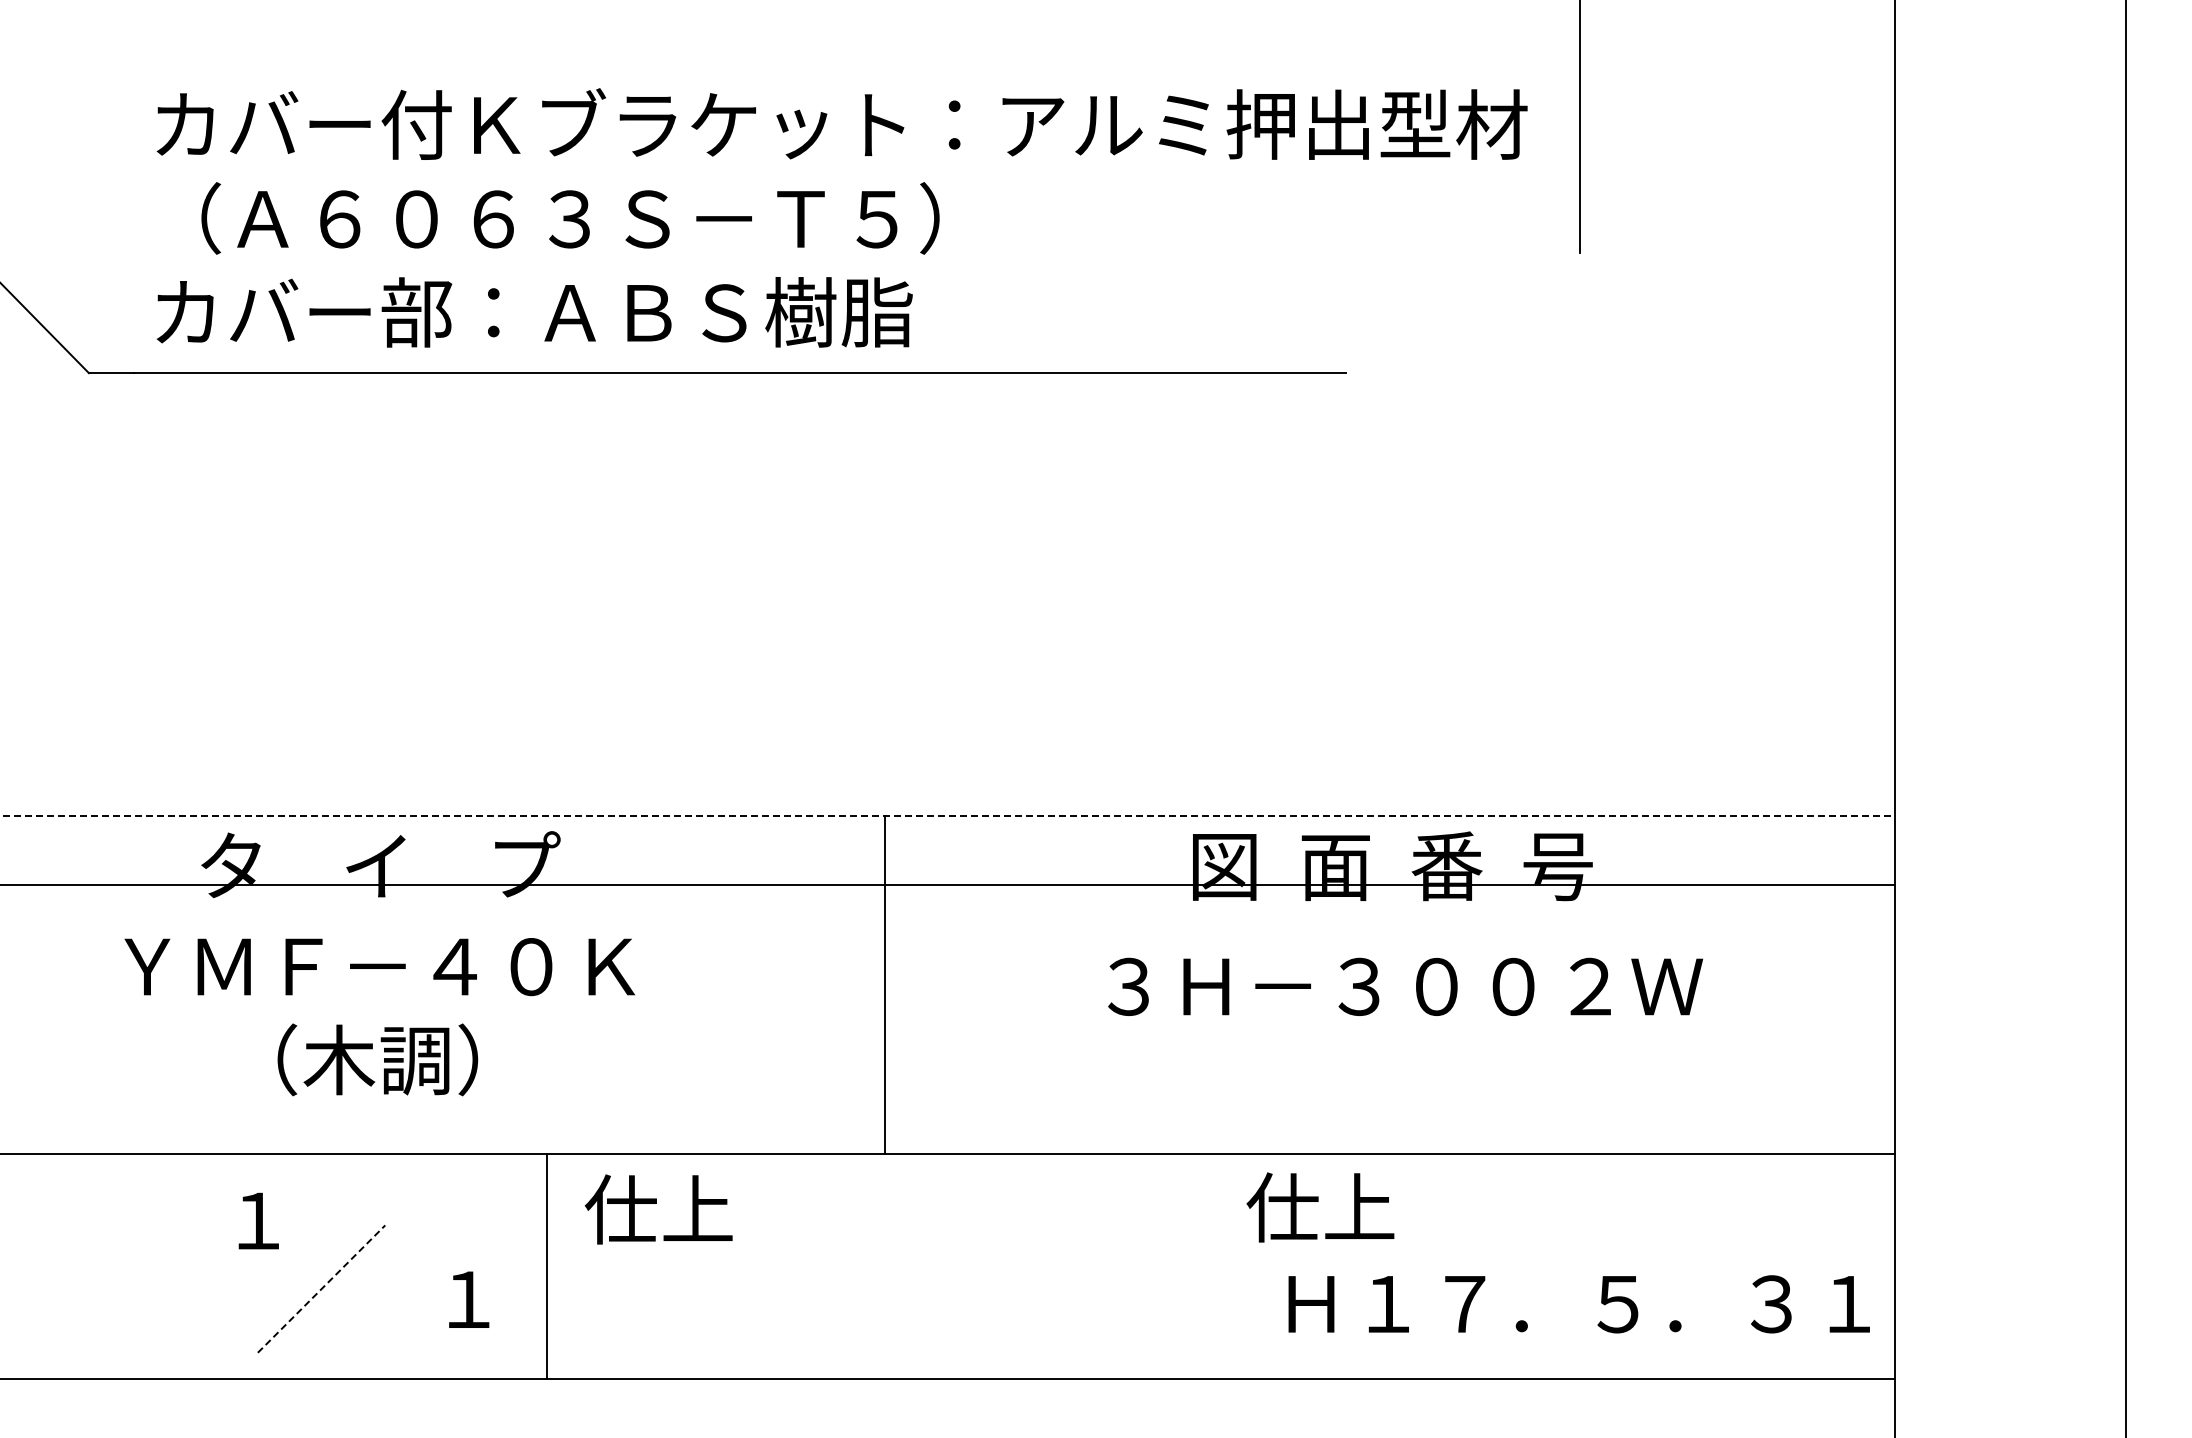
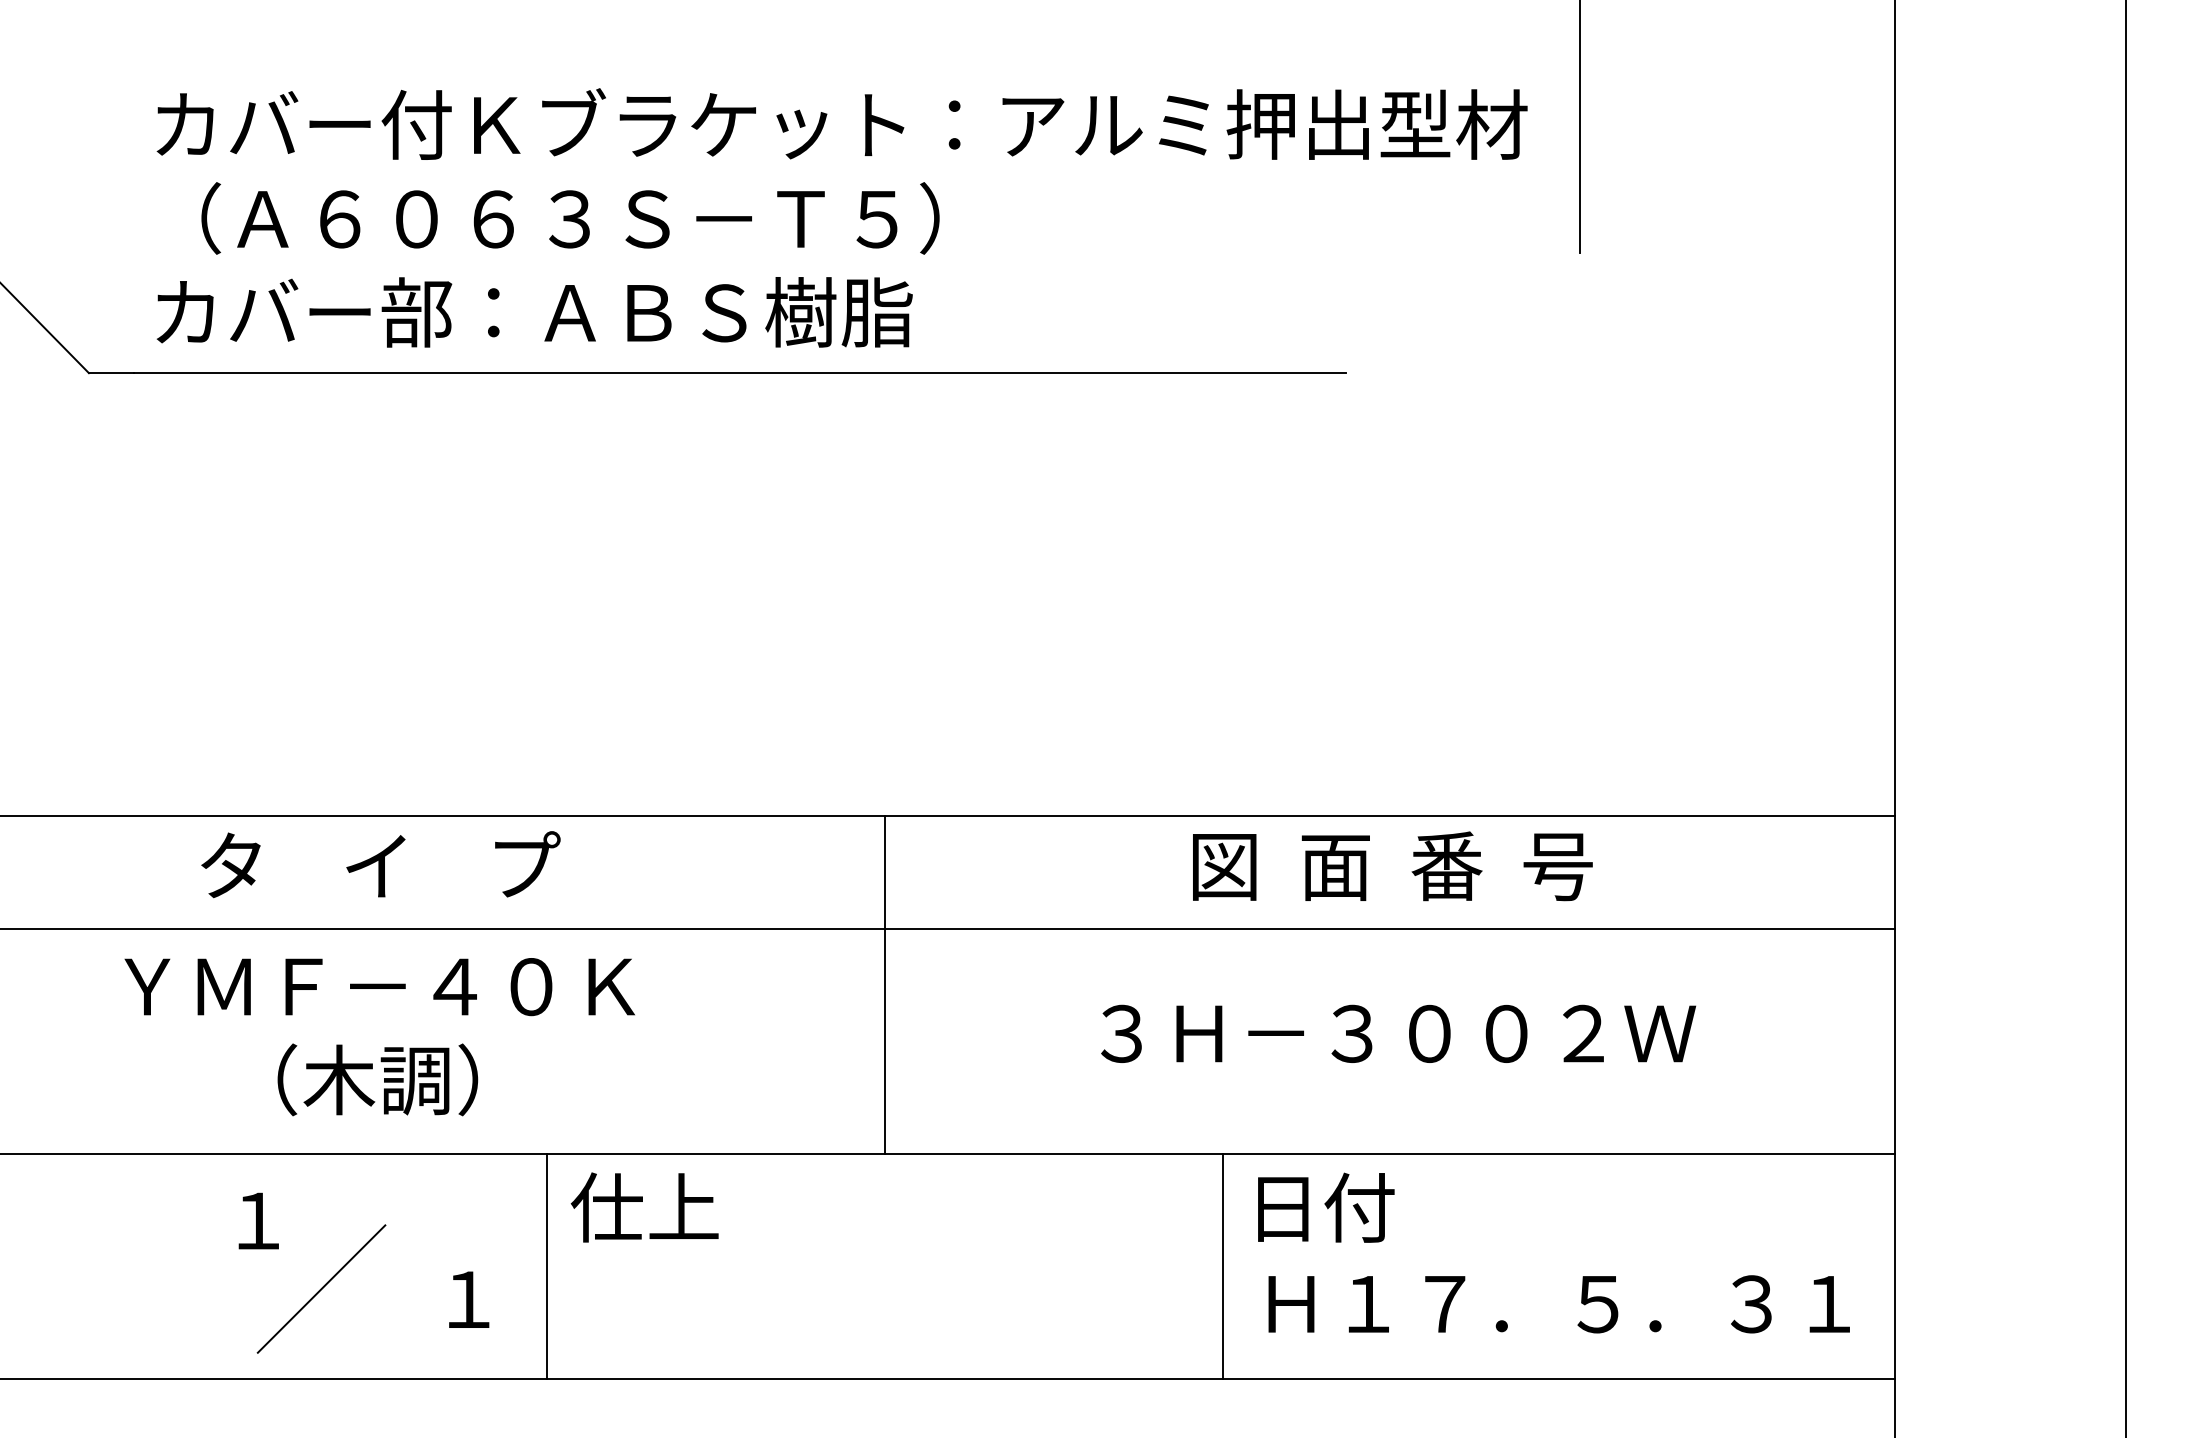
line: dashed -> solid (948, 816)
line position: (948, 884) -> (948, 928) (948, 928)
text position: (1405, 986) -> (1398, 1033) (1398, 1033)
text position: (379, 1017) -> (379, 1037) (379, 1037)
text: 仕上 -> 日付 (1320, 1207)
text position: (658, 1209) -> (644, 1207) (644, 1207)
line: none -> present (1222, 1266)
line: dashed -> solid (321, 1288)
text position: (1578, 1304) -> (1558, 1304) (1558, 1304)
